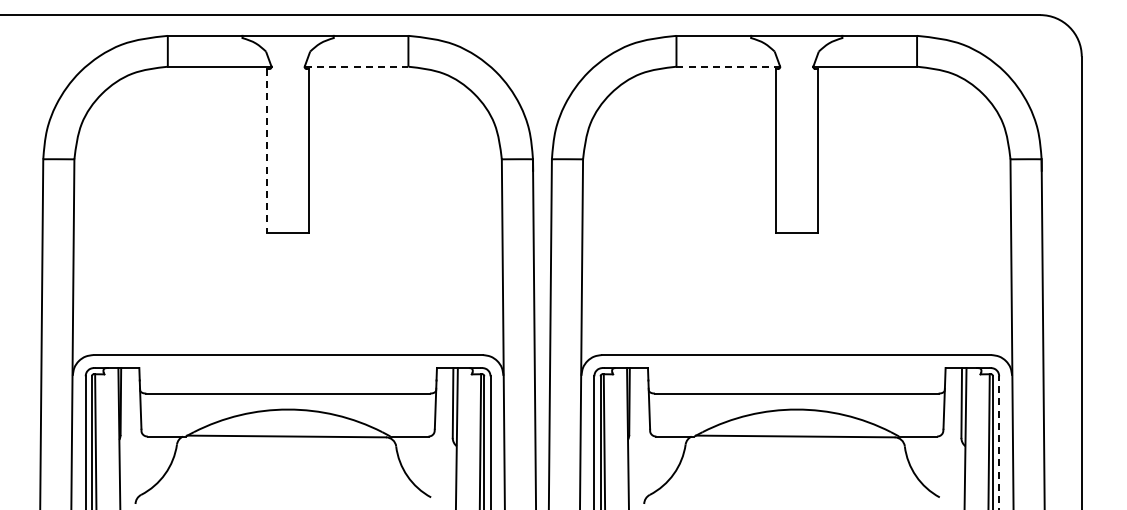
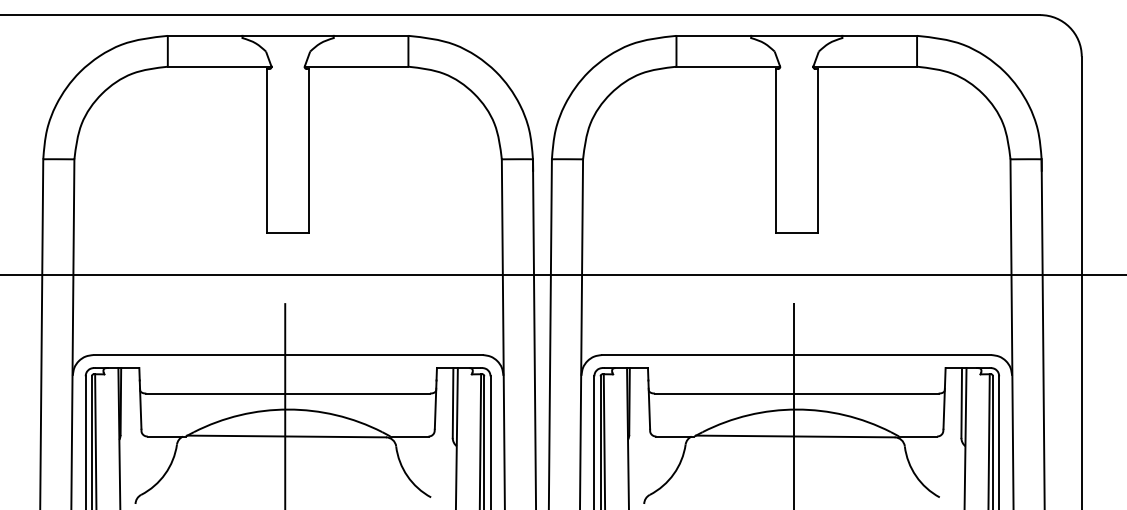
line: dashed -> solid (356, 66)
line: dashed -> solid (728, 66)
line: dashed -> solid (267, 151)
line: none -> present (562, 274)
line: none -> present (285, 404)
line: none -> present (793, 404)
line: dashed -> solid (999, 442)
